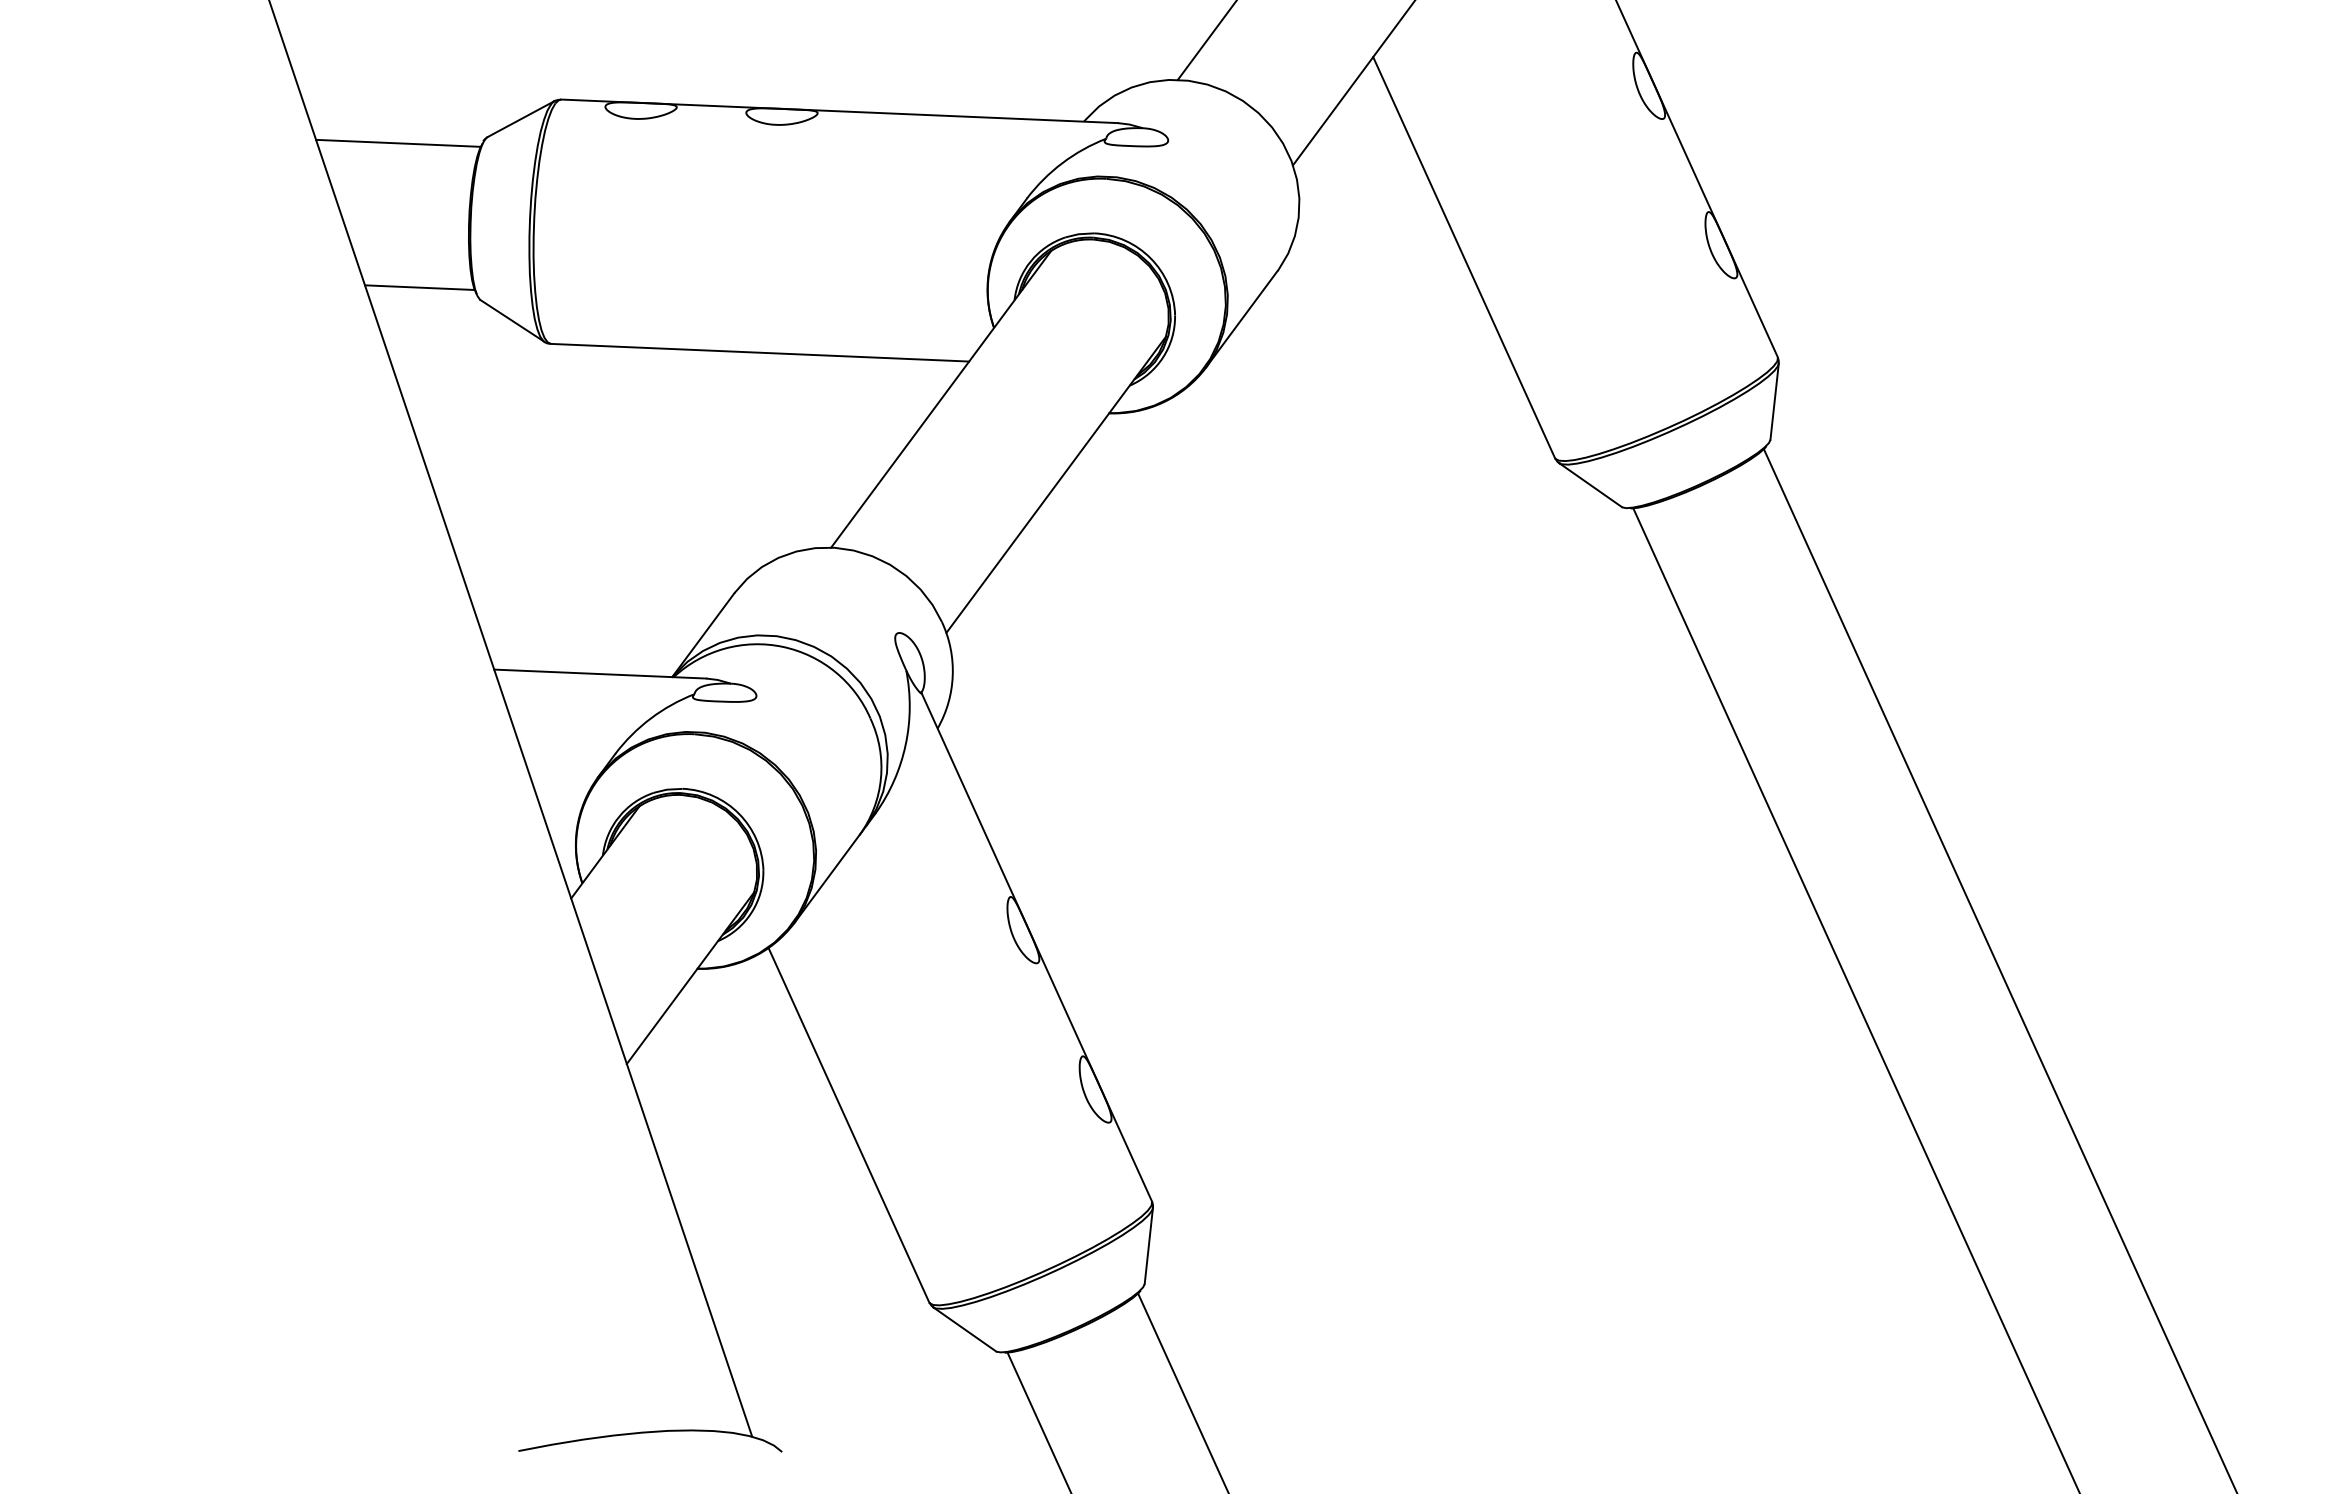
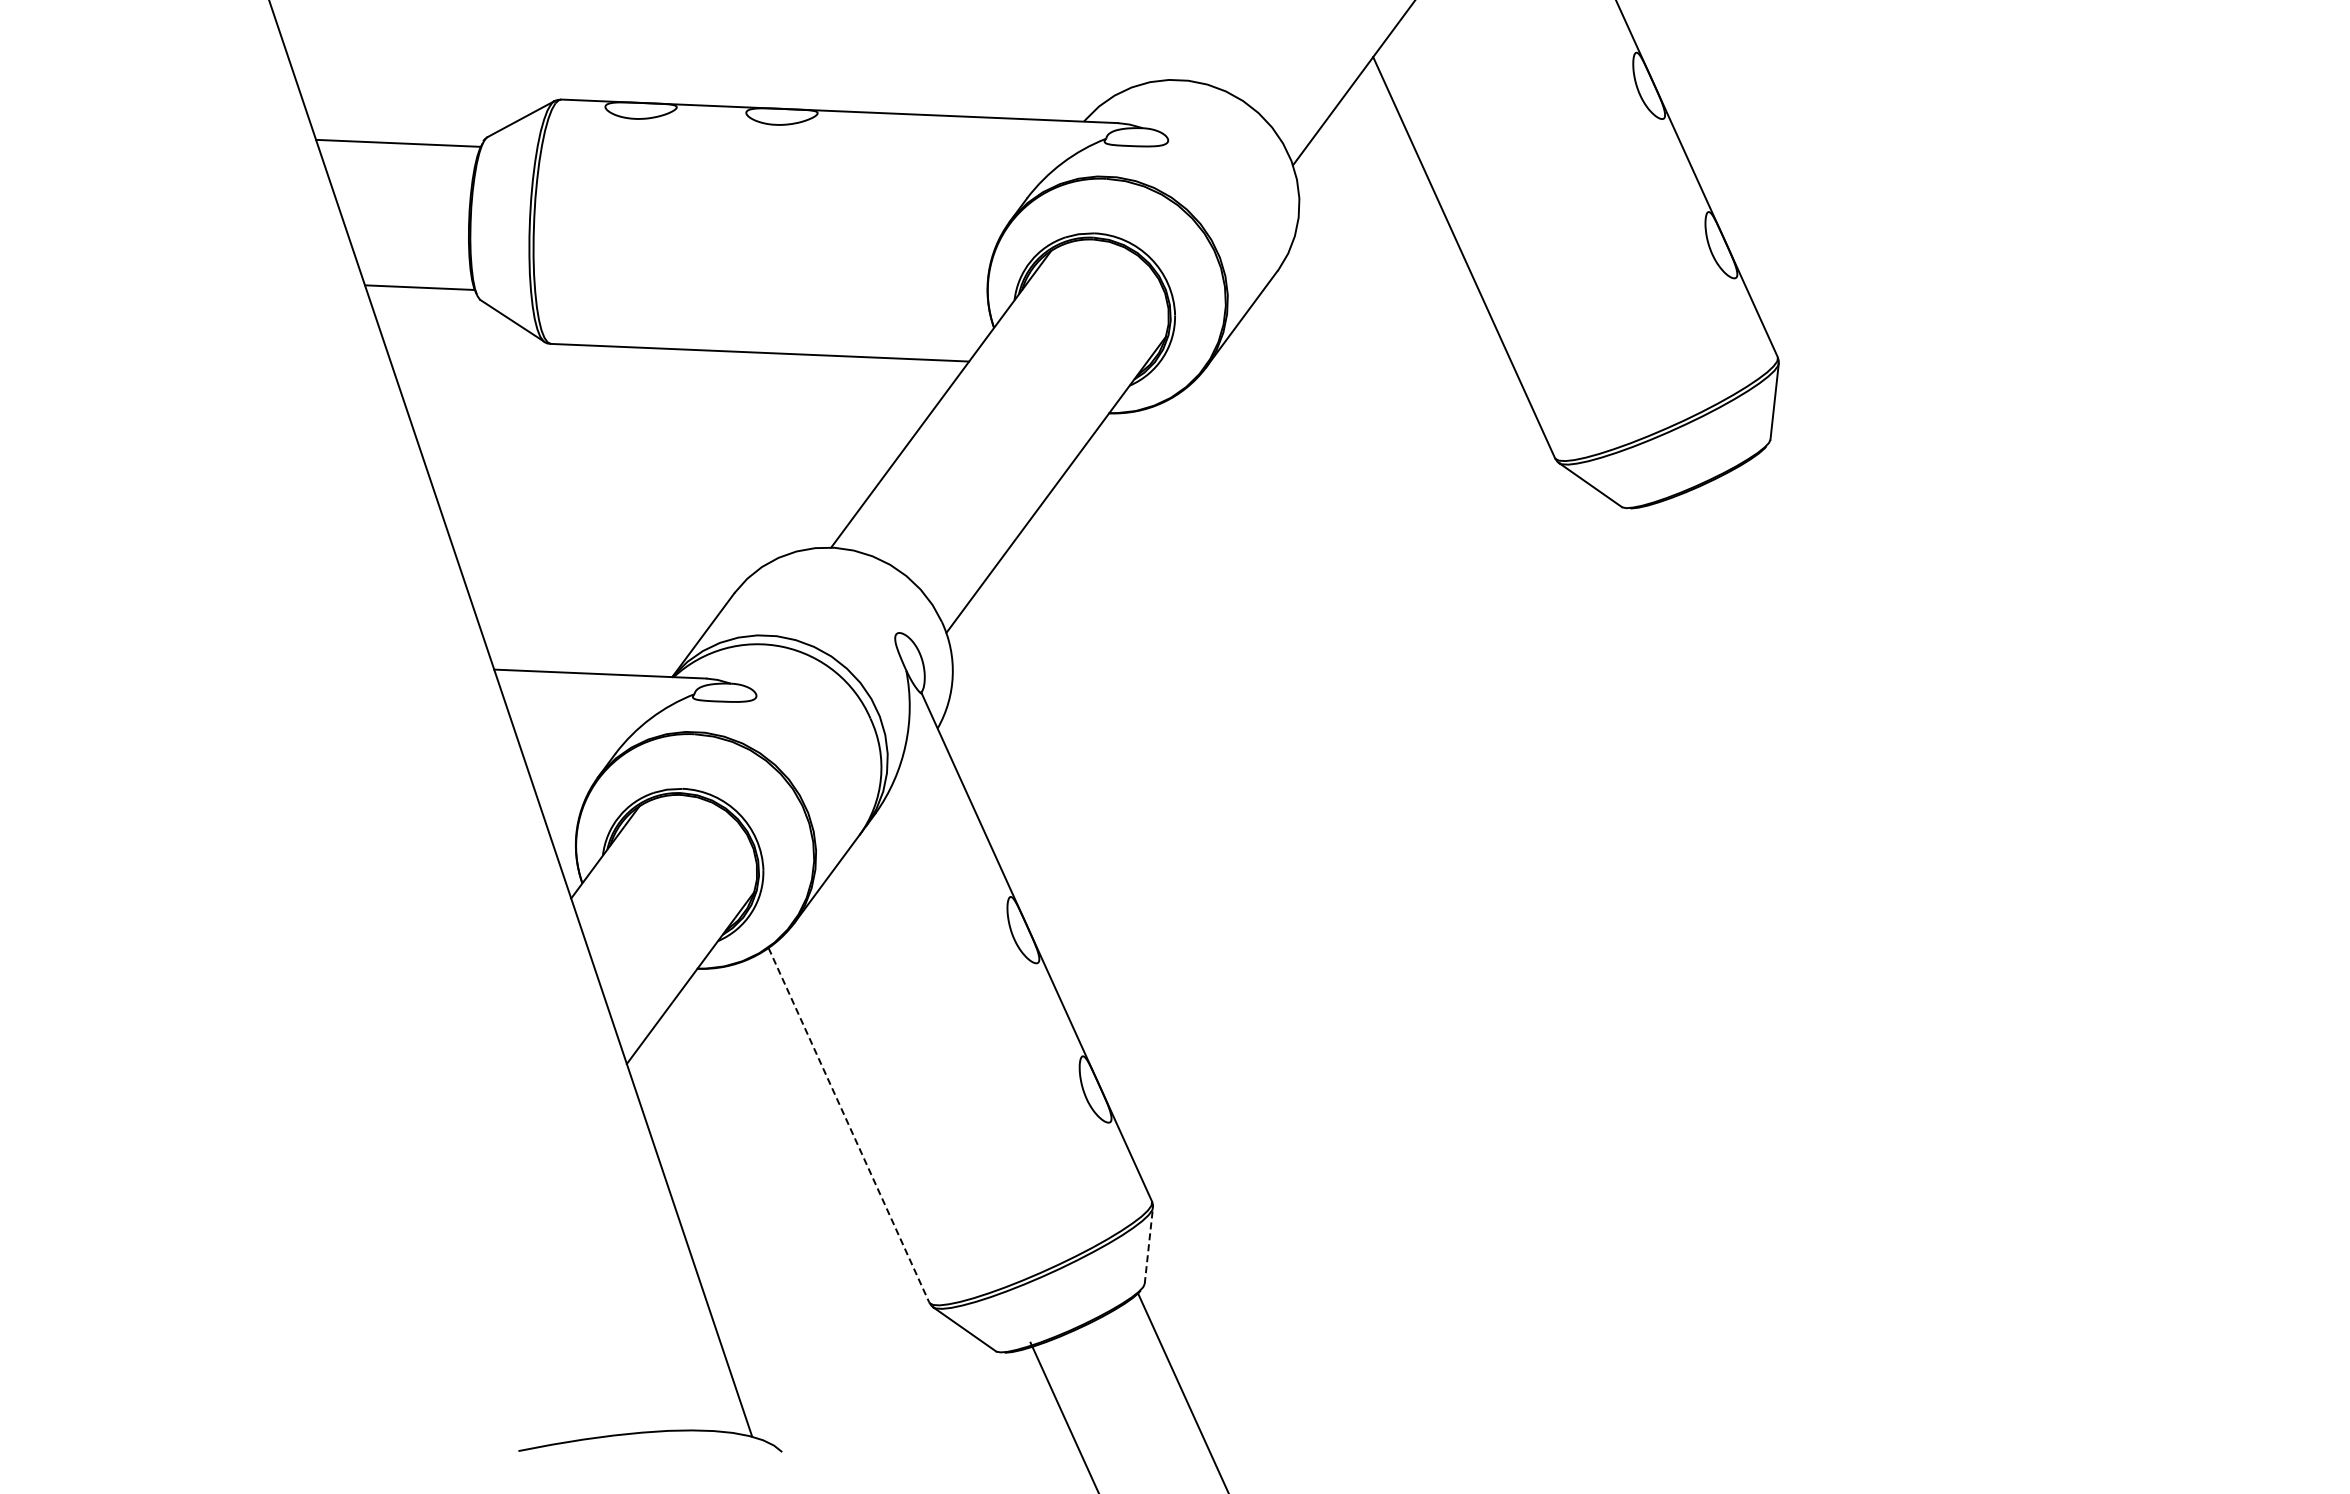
line: present -> none (1206, 40)
line: present -> none (1999, 969)
line: present -> none (1855, 999)
line: solid -> dashed (848, 1125)
line: solid -> dashed (1148, 1245)
line position: (1038, 1421) -> (1063, 1416) (1063, 1416)
